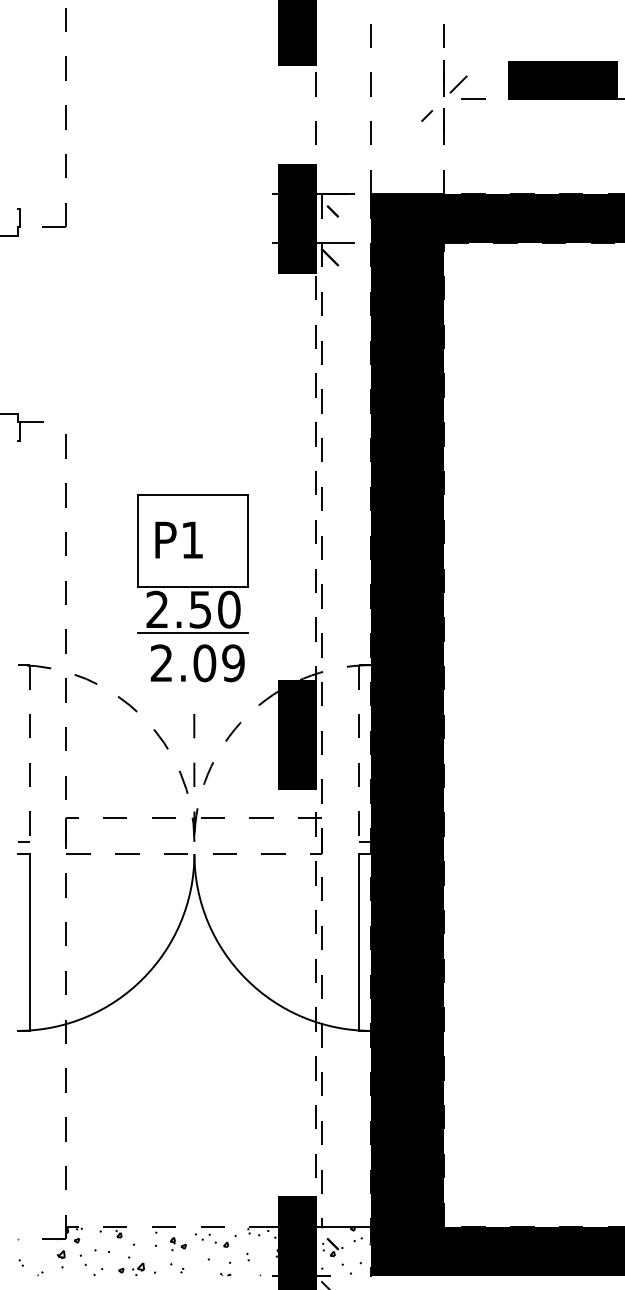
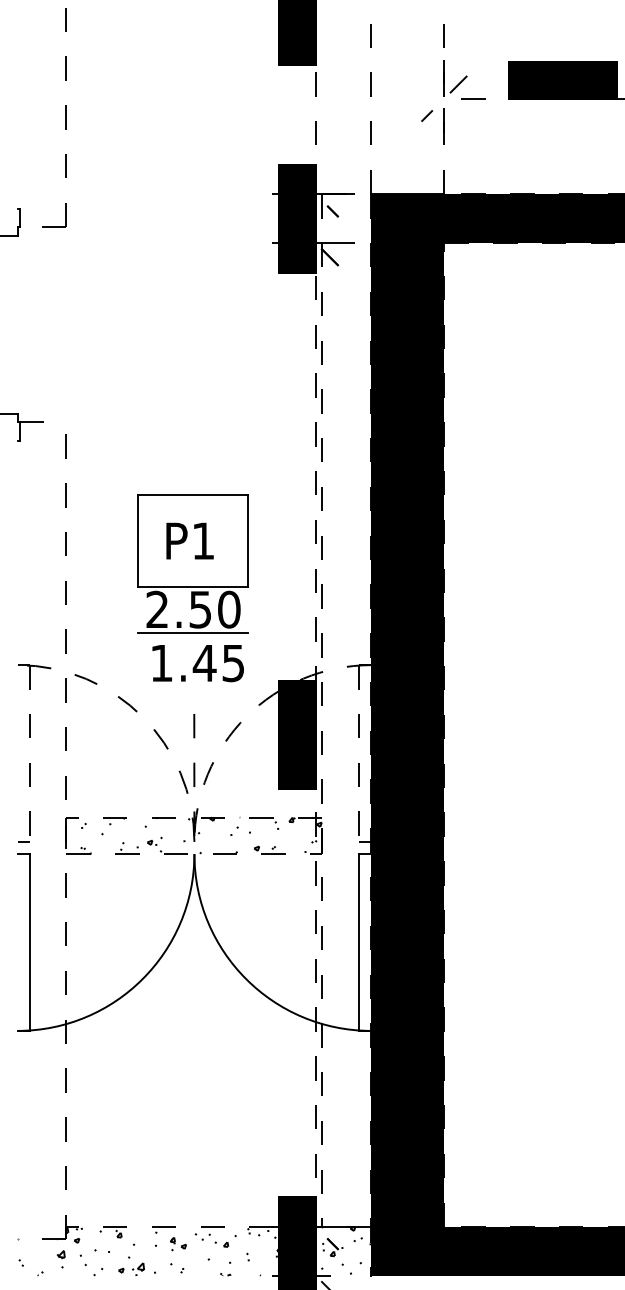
text position: (178, 539) -> (189, 540) (189, 540)
text: 2.09 -> 1.45 (197, 663)
hatch: none -> present (200, 835)
